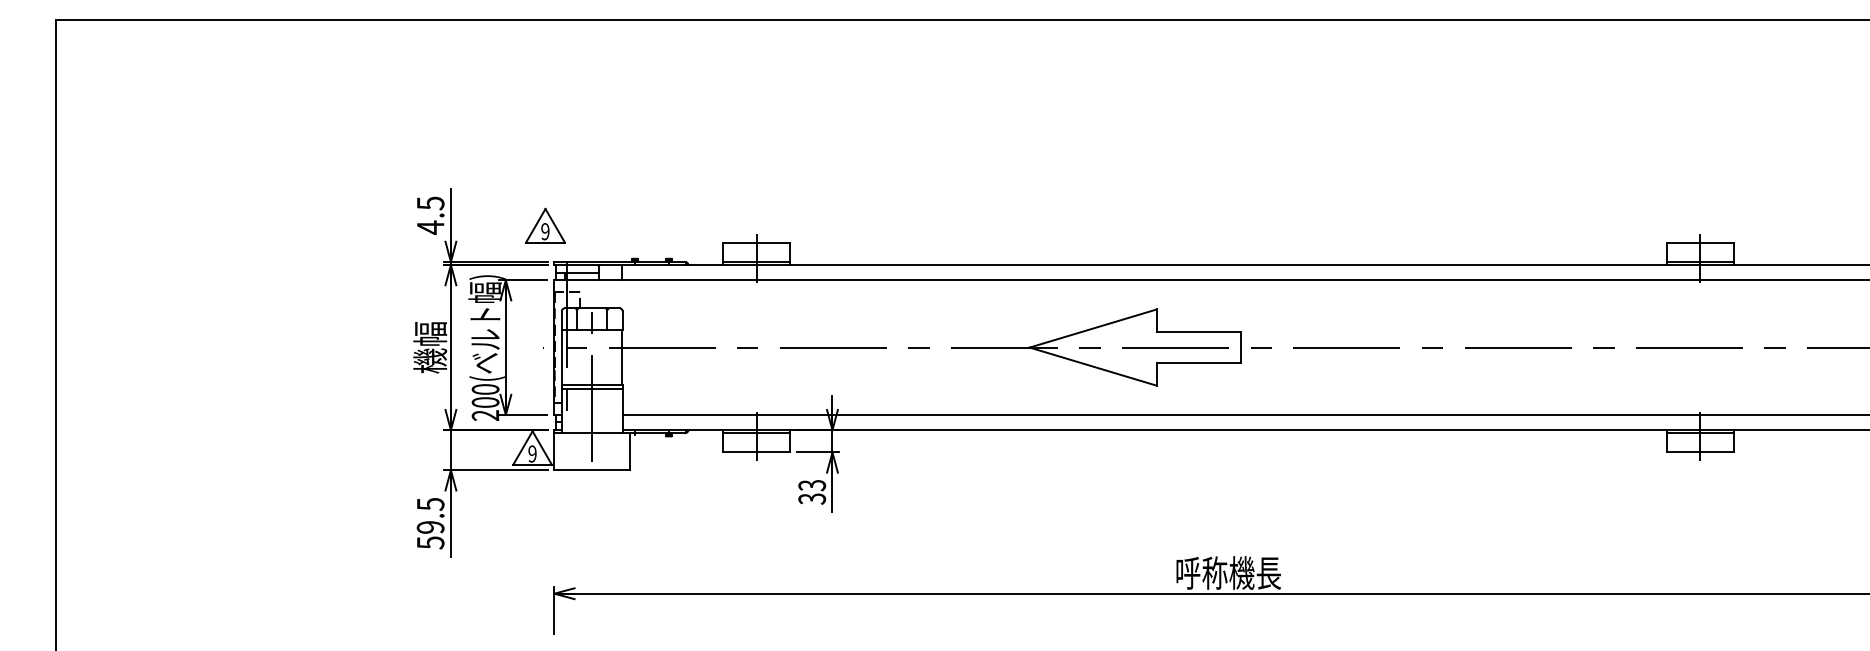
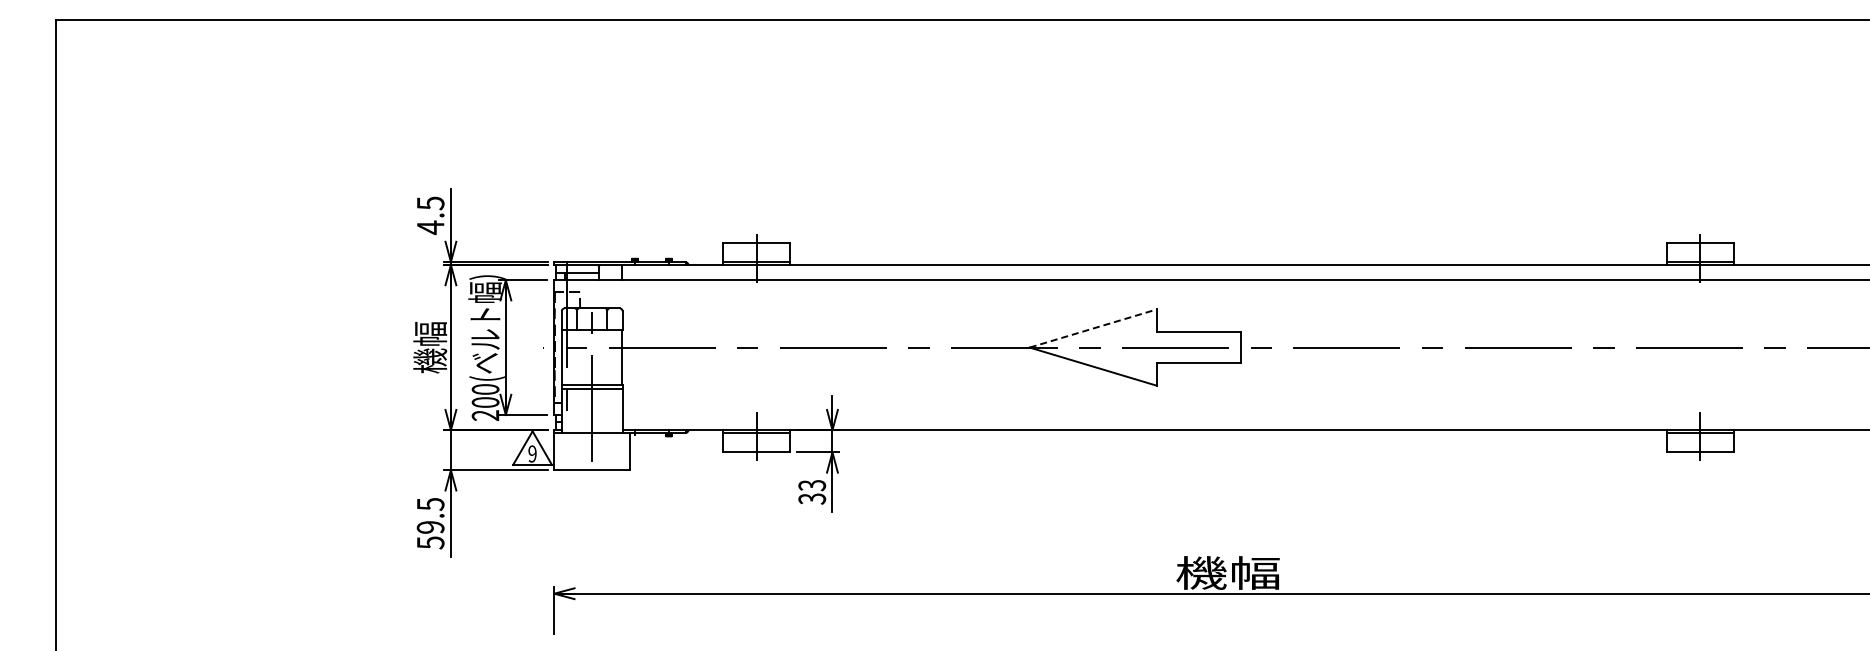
part: present -> none (545, 225)
line: solid -> dashed (1093, 328)
line: present -> none (1244, 414)
text: 呼称機長 -> 機幅 (1228, 572)
